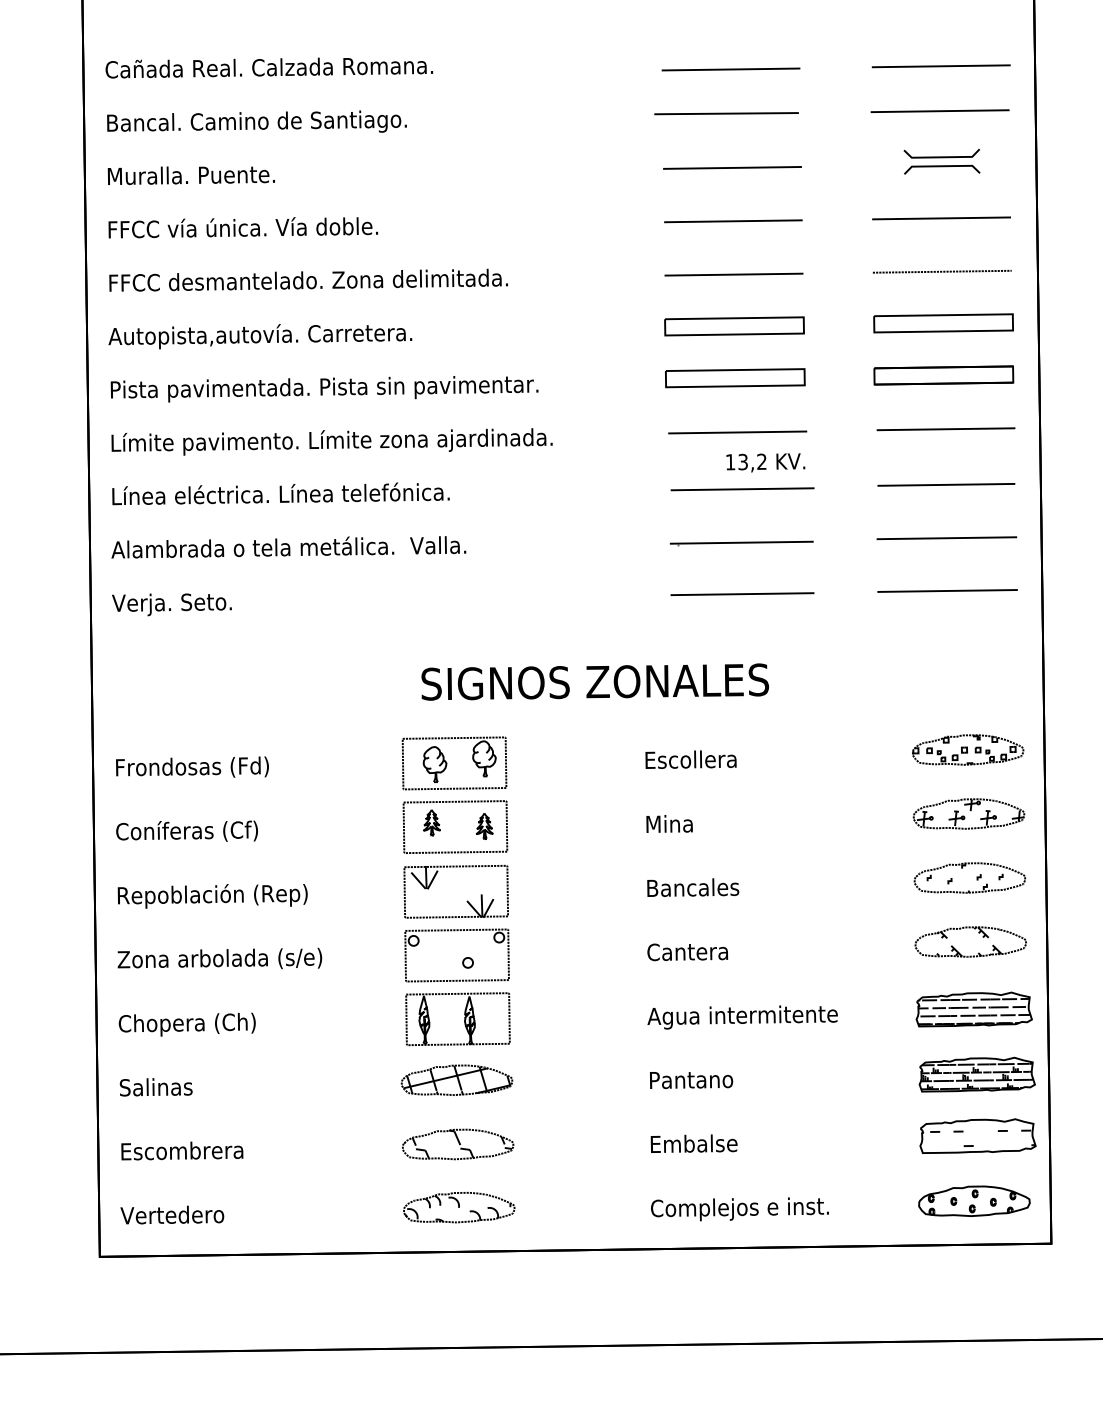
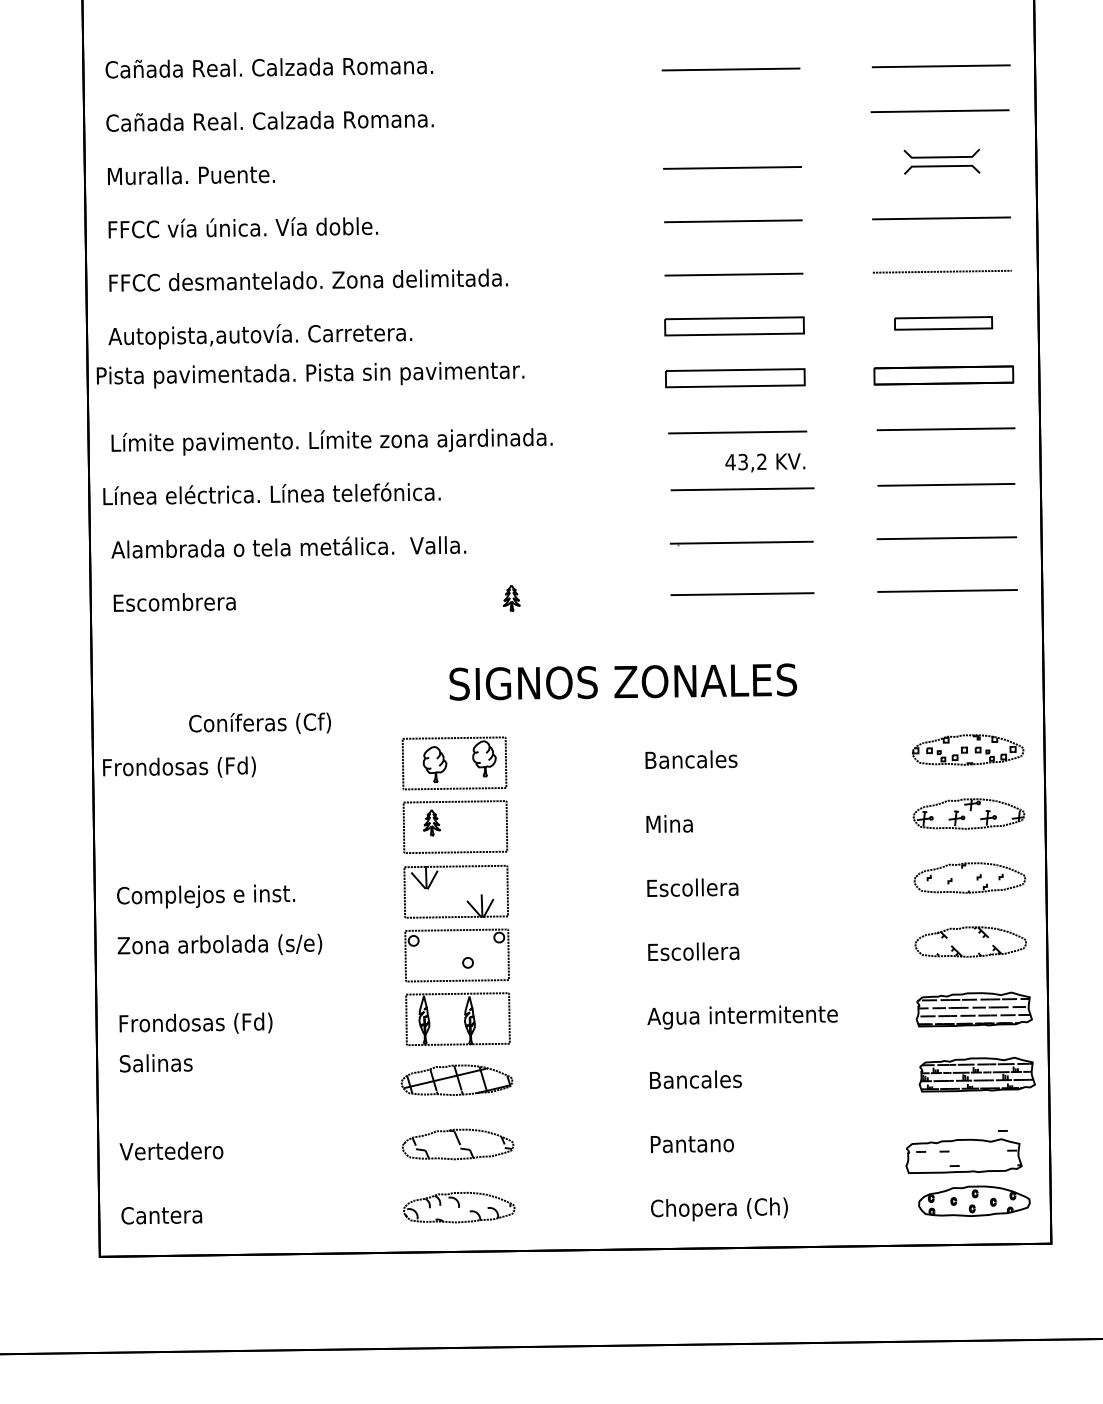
line: present -> none (726, 113)
text: Bancal. Camino de Santiago. -> Cañada Real. Calzada Romana. (269, 121)
part size: 141x21 px -> 100x15 px (943, 323)
text position: (324, 389) -> (310, 375) (310, 375)
text: 13,2 -> 43,2 (730, 462)
text position: (280, 493) -> (271, 493) (271, 493)
text: Verja. Seto. -> Escombrera (173, 604)
text position: (594, 681) -> (622, 681) (622, 681)
text: Escollera -> Bancales (694, 759)
text position: (192, 766) -> (179, 766) (179, 766)
part position: (484, 826) -> (511, 598) (511, 598)
text position: (186, 830) -> (259, 722) (259, 722)
text: Bancales -> Escollera (696, 887)
text: Repoblación (Rep) -> Complejos e inst. (212, 896)
text: Cantera -> Escollera (693, 951)
text position: (219, 958) -> (219, 944) (219, 944)
text: Chopera (Ch) -> Frondosas (Fd) (195, 1024)
text: Pantano -> Bancales (696, 1079)
text position: (155, 1087) -> (155, 1063) (155, 1063)
part position: (977, 1135) -> (963, 1155) (963, 1155)
text: Embalse -> Pantano (695, 1143)
text: Escombrera -> Vertedero (181, 1150)
text: Complejos e inst. -> Chopera (Ch) (746, 1209)
text: Vertedero -> Cantera (172, 1214)
